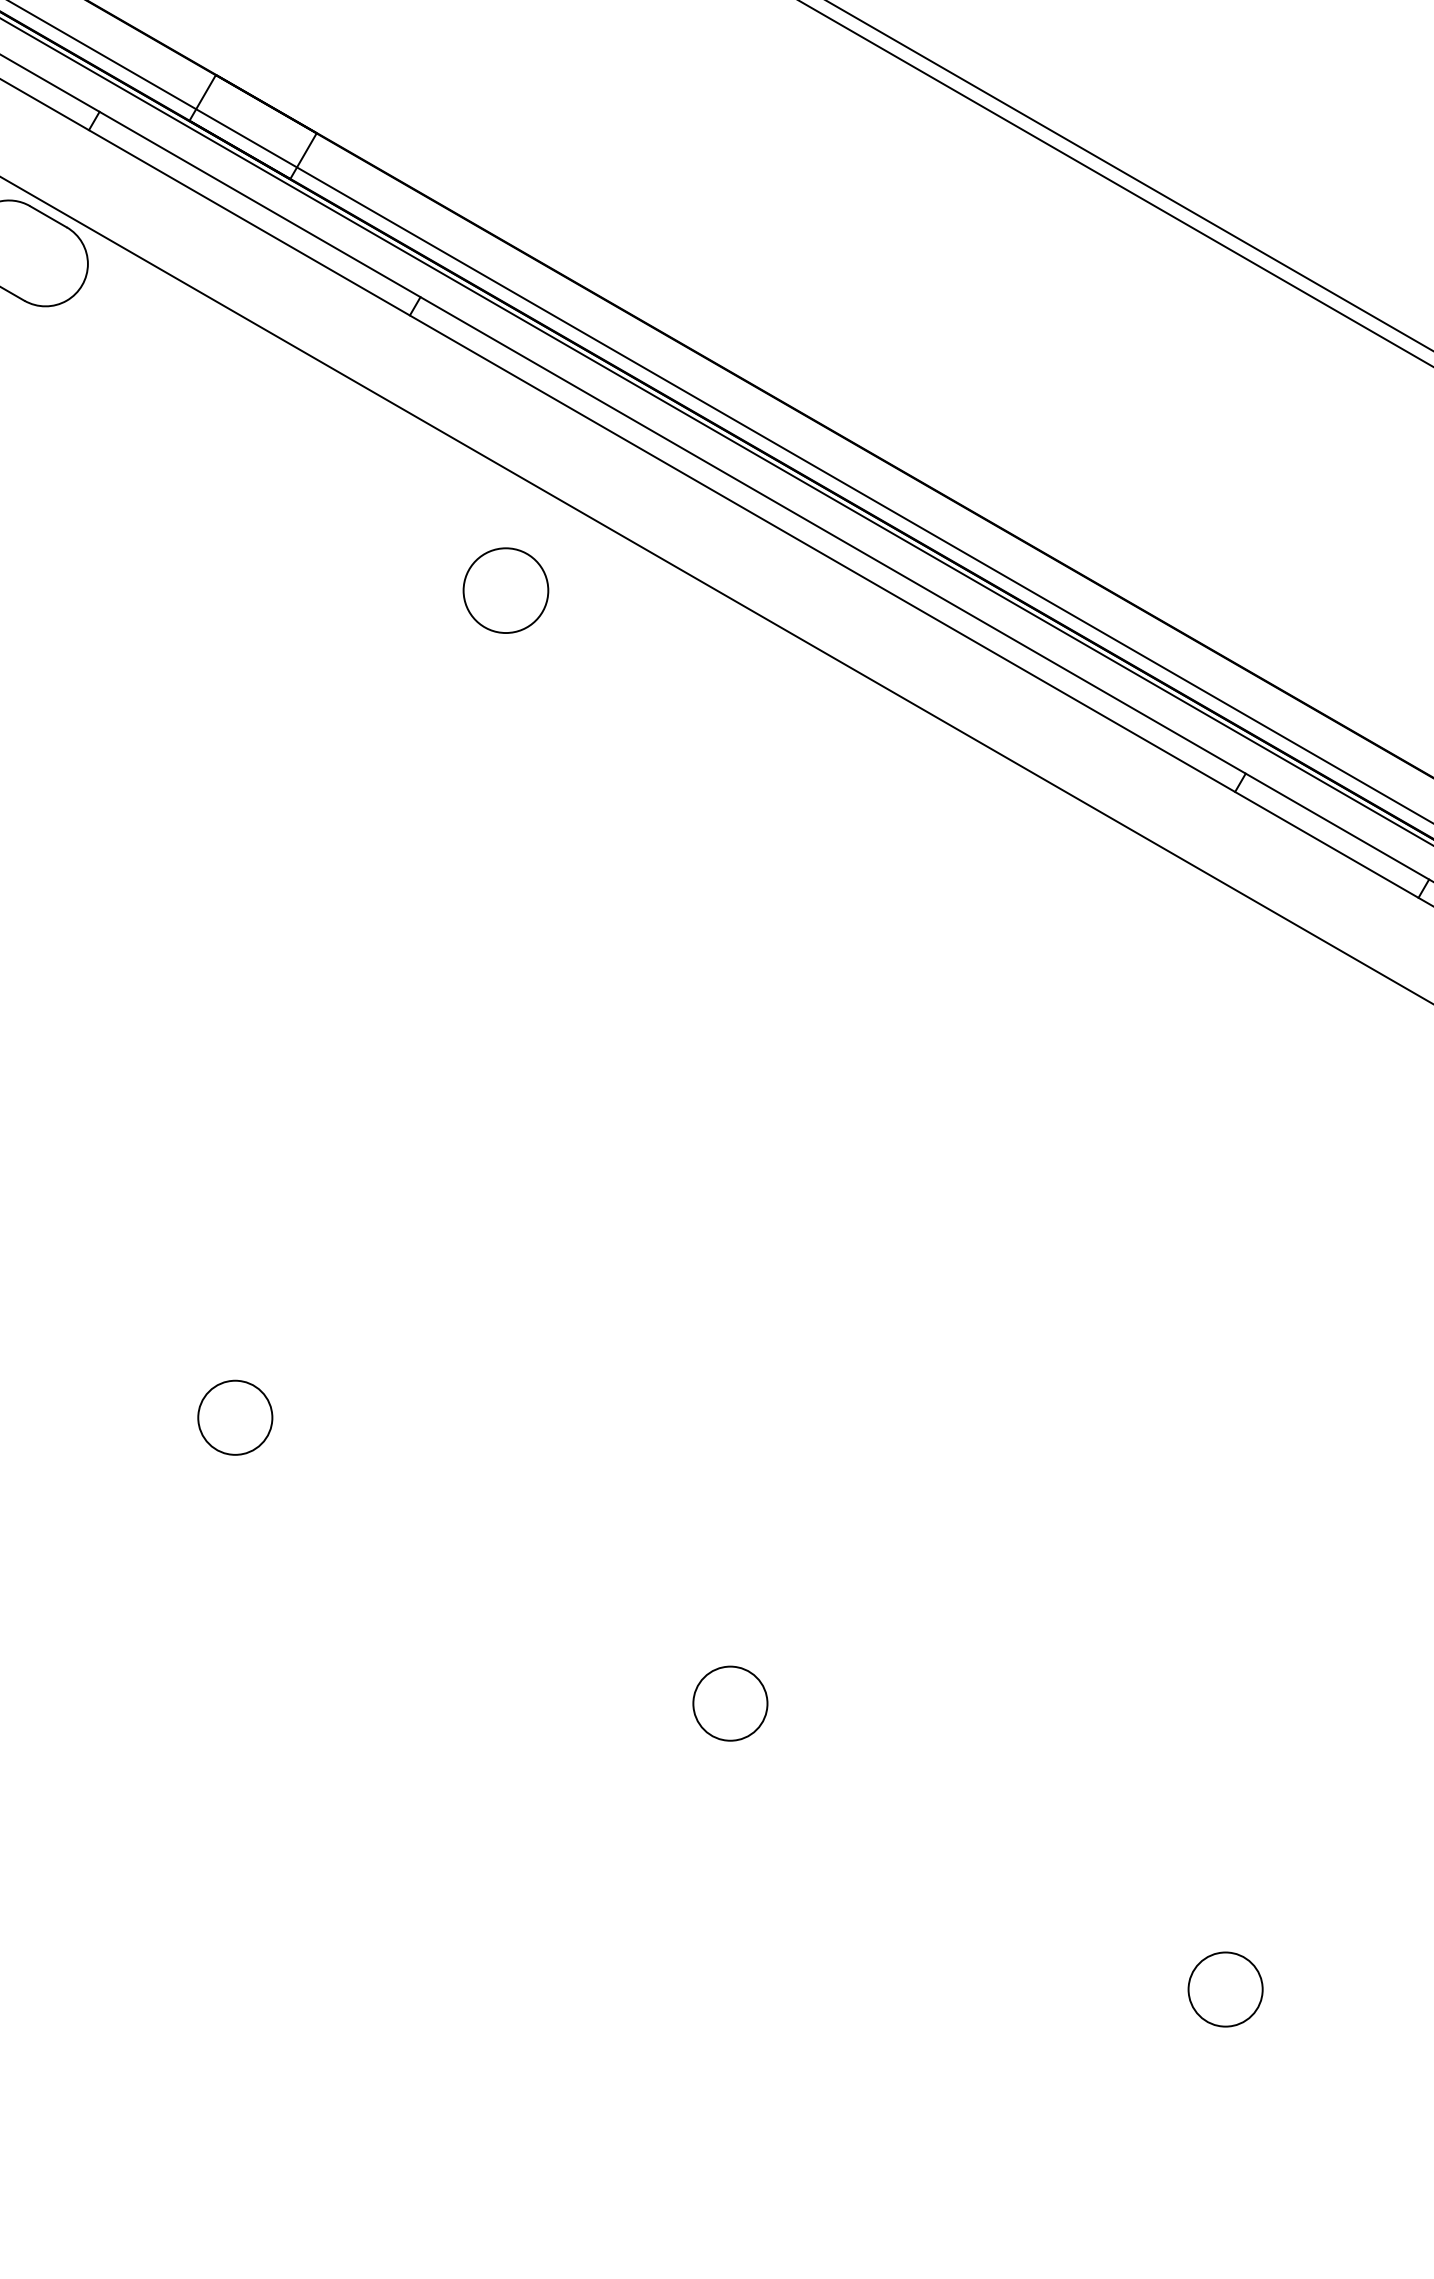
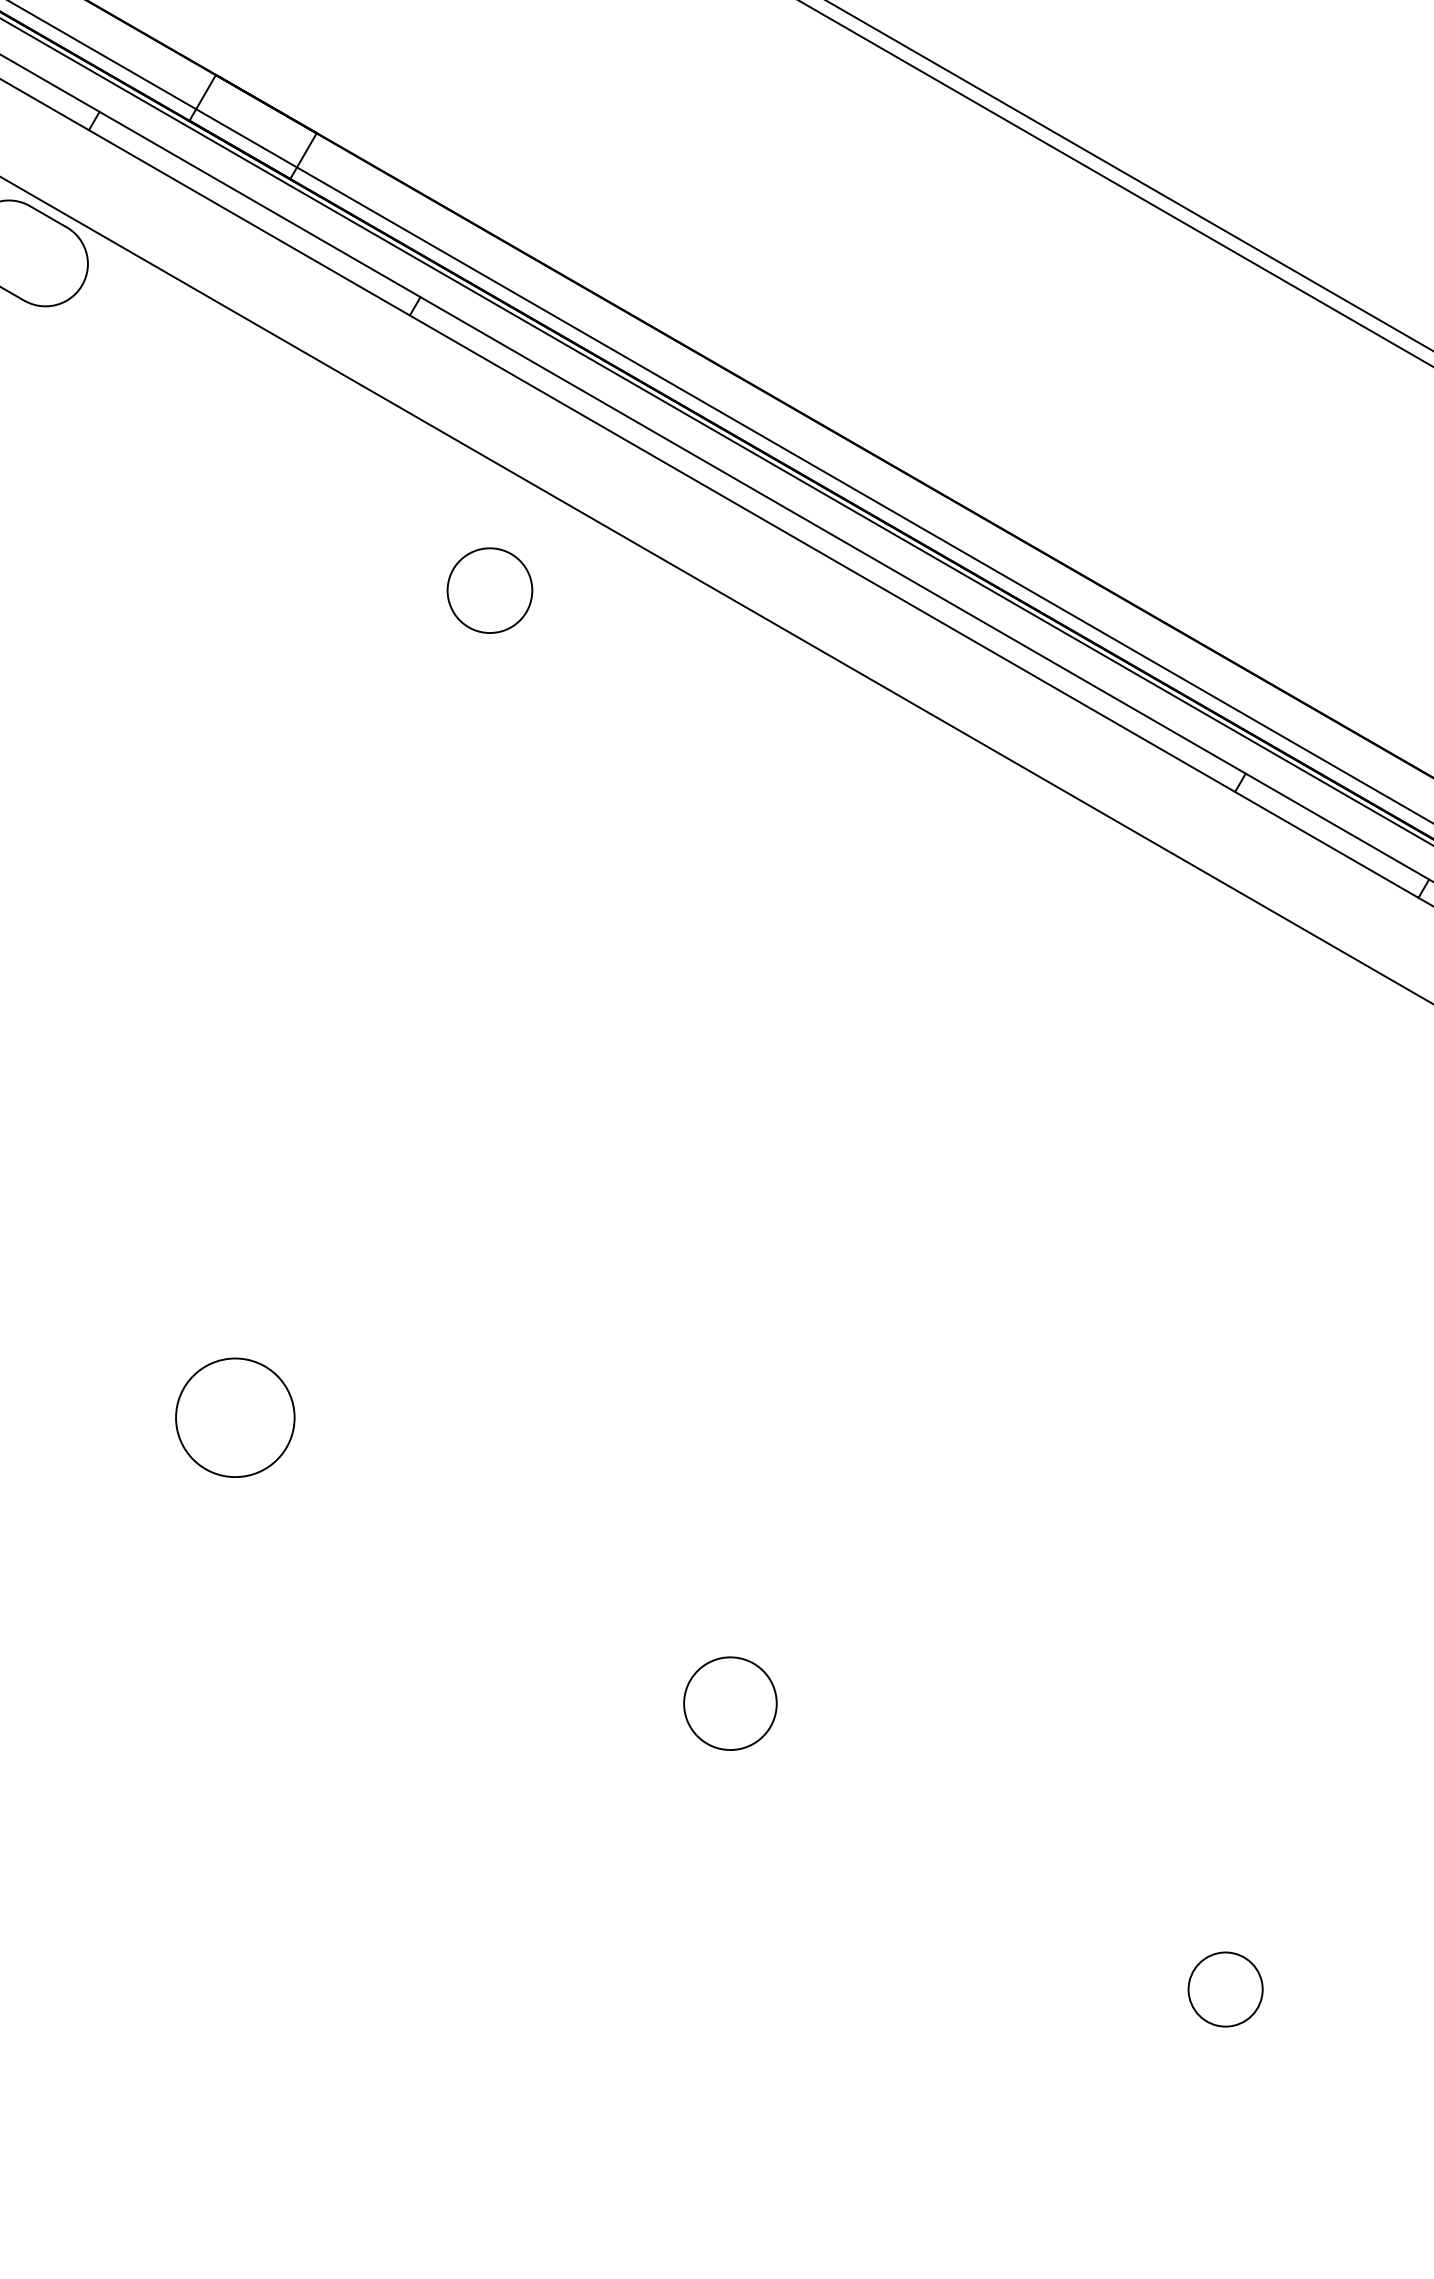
circle position: (505, 590) -> (489, 590) (489, 590)
circle diameter: 74 px -> 119 px (235, 1417)
circle diameter: 74 px -> 93 px (730, 1703)
